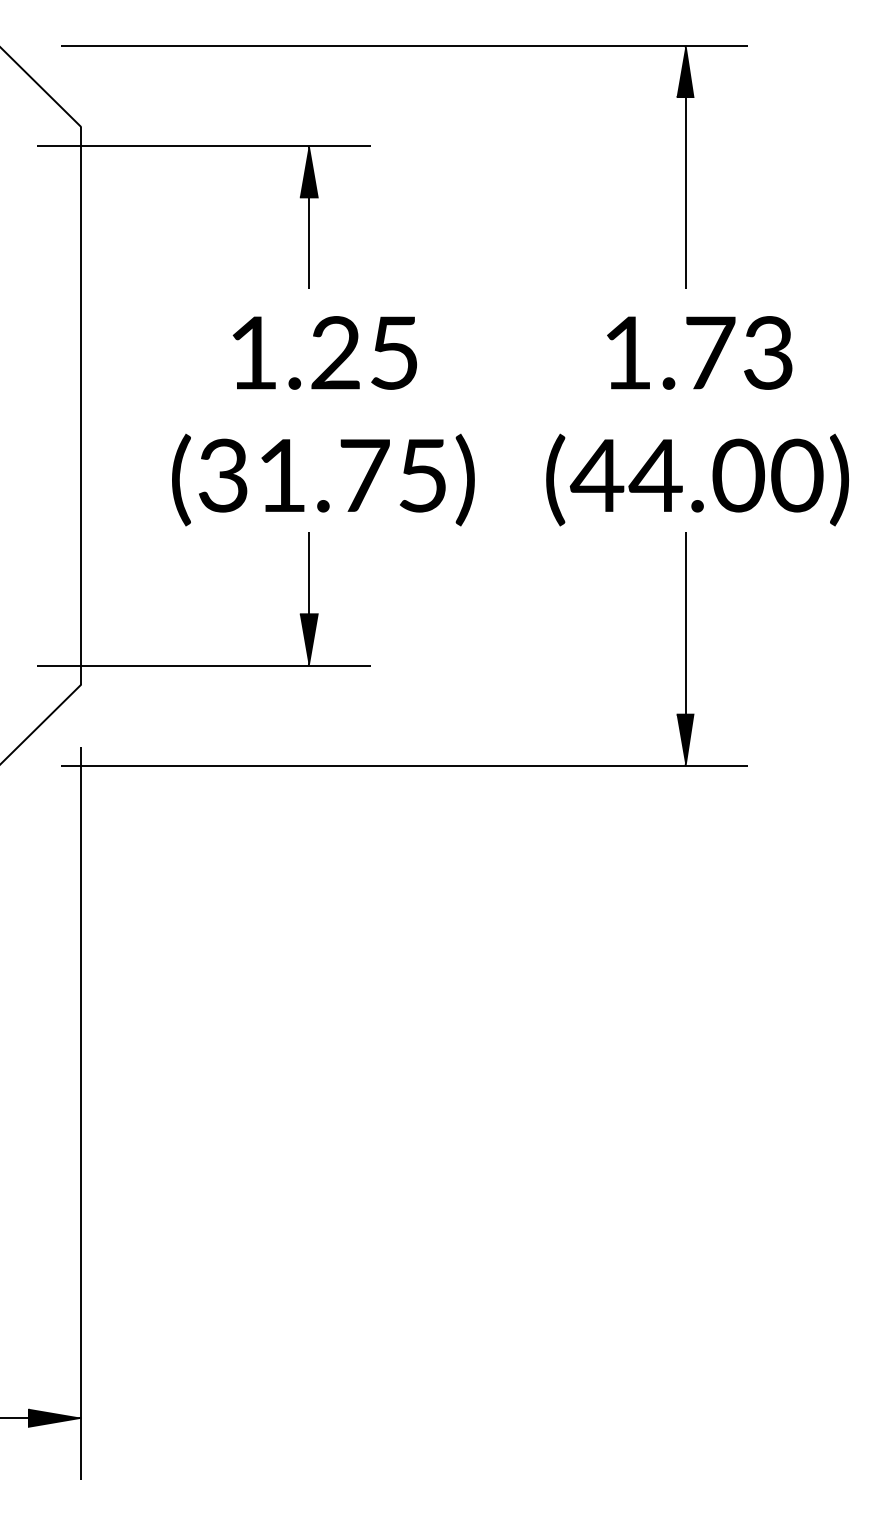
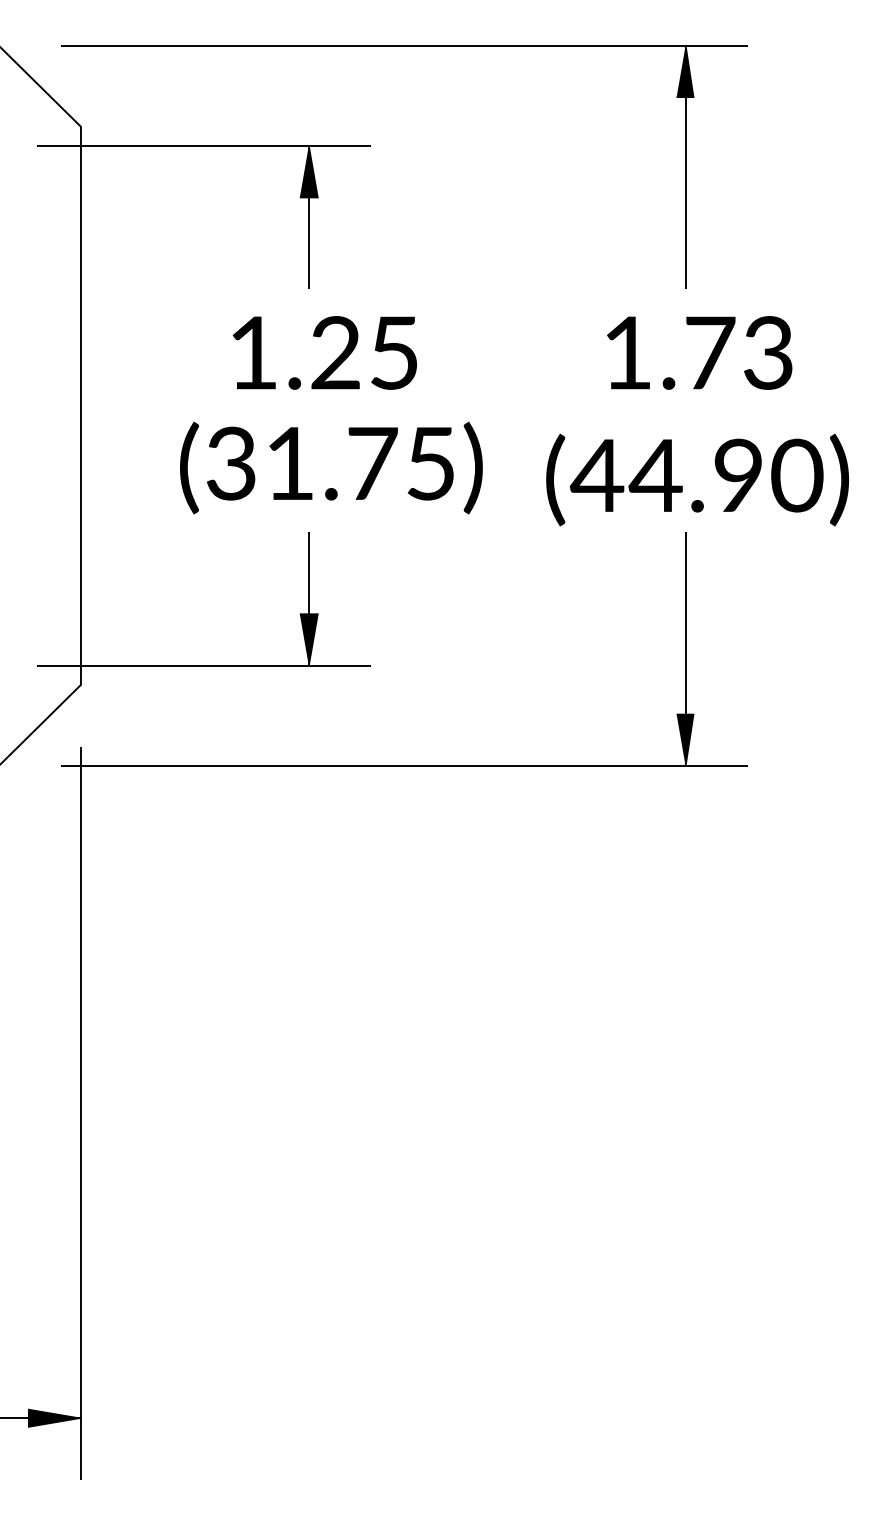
text: (44.00) -> (44.90) (738, 475)
text position: (323, 479) -> (331, 467) (331, 467)
